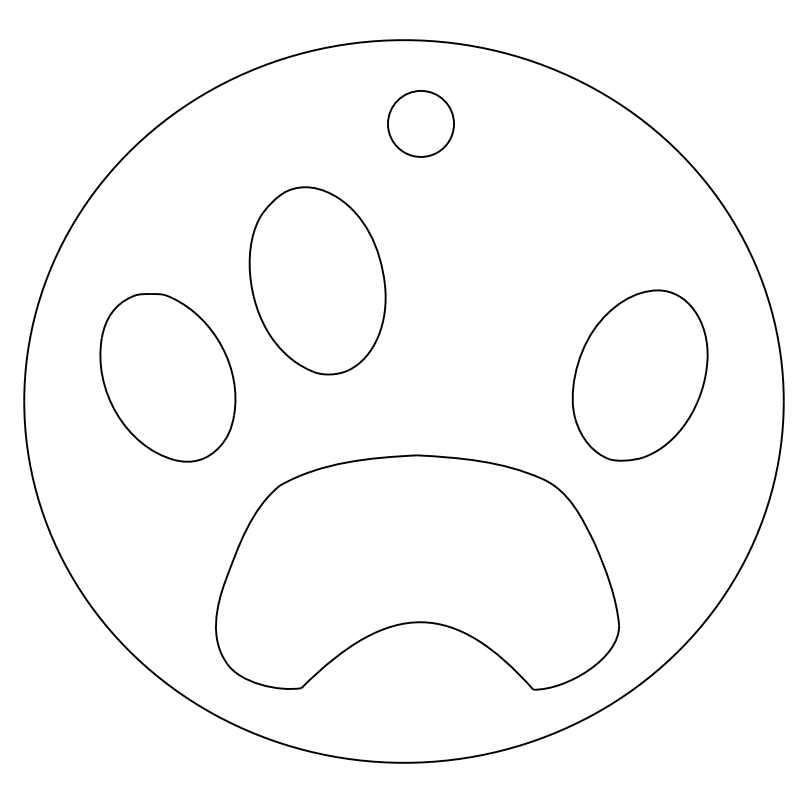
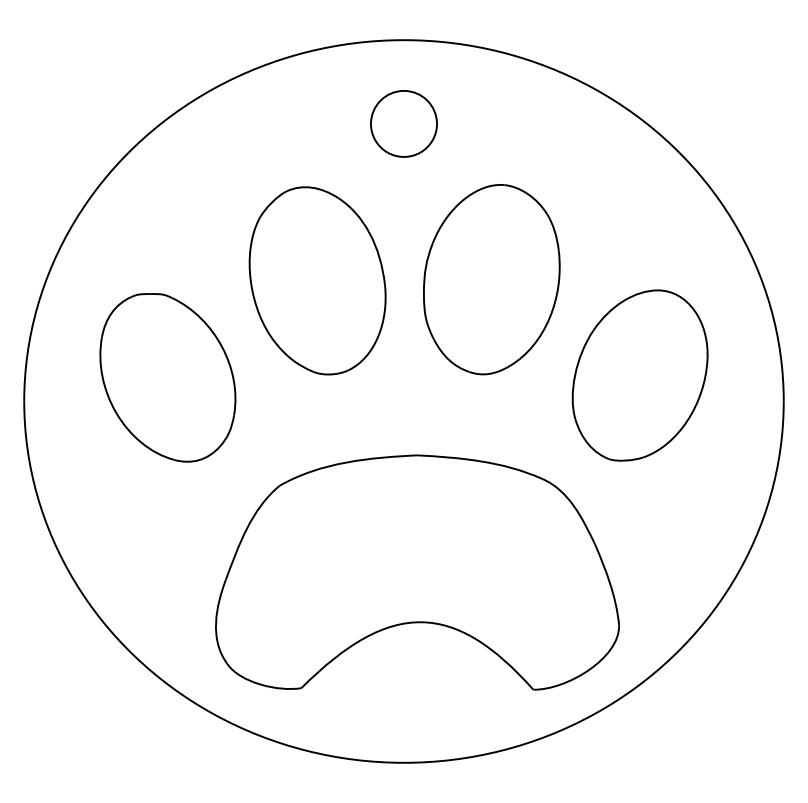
part position: (420, 123) -> (403, 123) (403, 123)
part: none -> present (491, 279)
